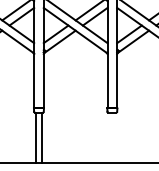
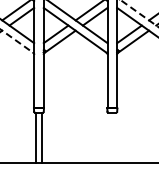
line: solid -> dashed (139, 13)
line: solid -> dashed (17, 41)
